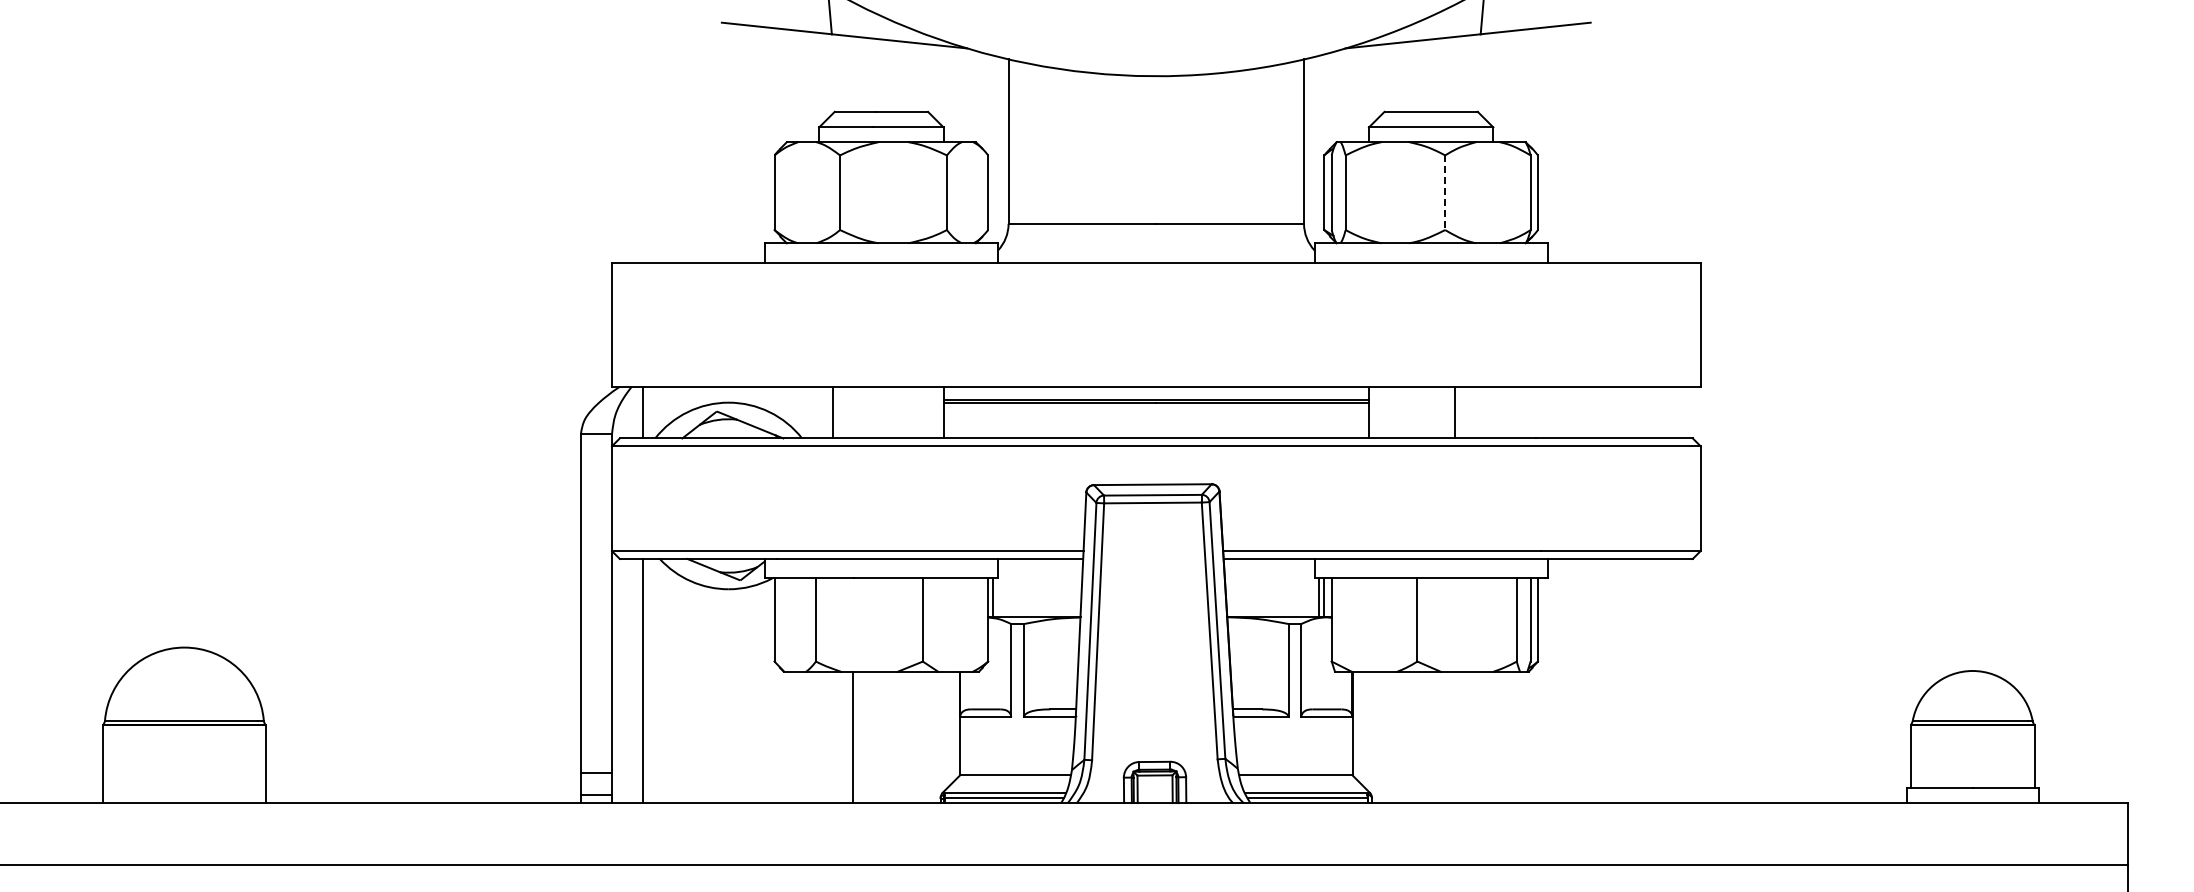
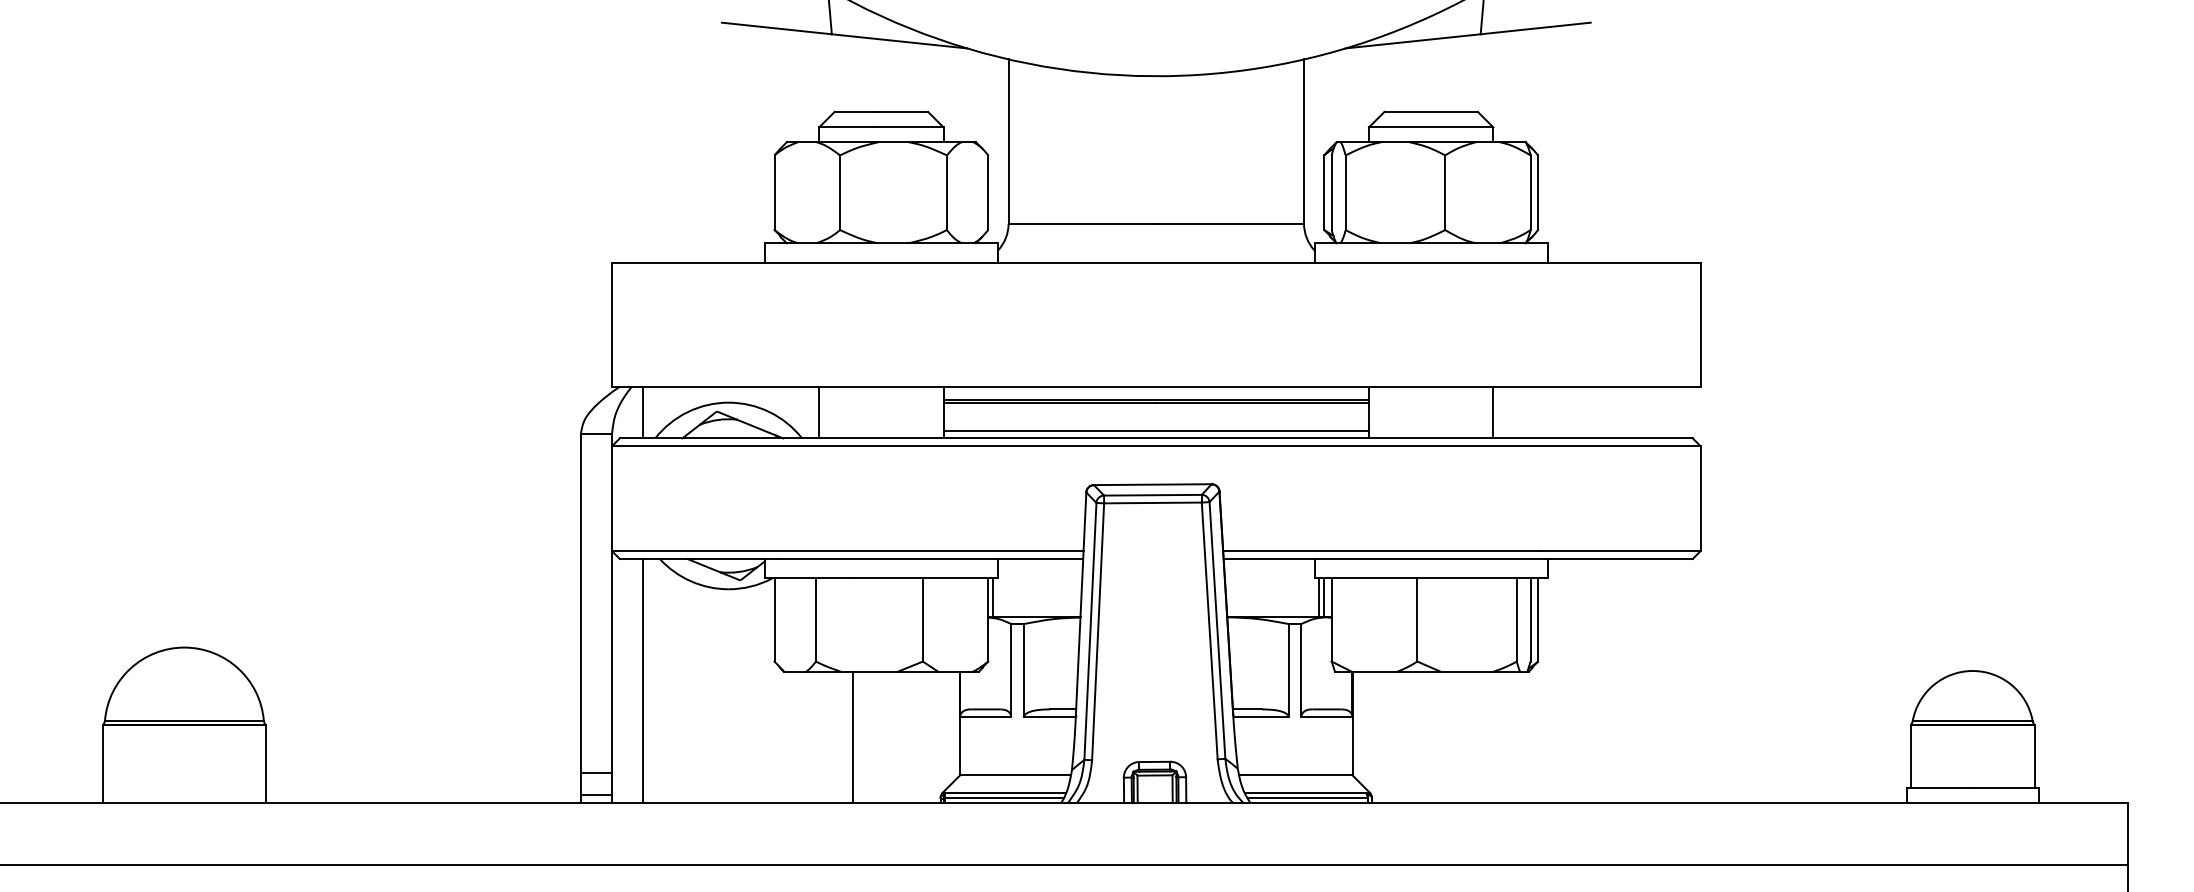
line: dashed -> solid (1445, 193)
line position: (833, 412) -> (819, 412) (819, 412)
line position: (1455, 412) -> (1493, 412) (1493, 412)
line: none -> present (1155, 430)
